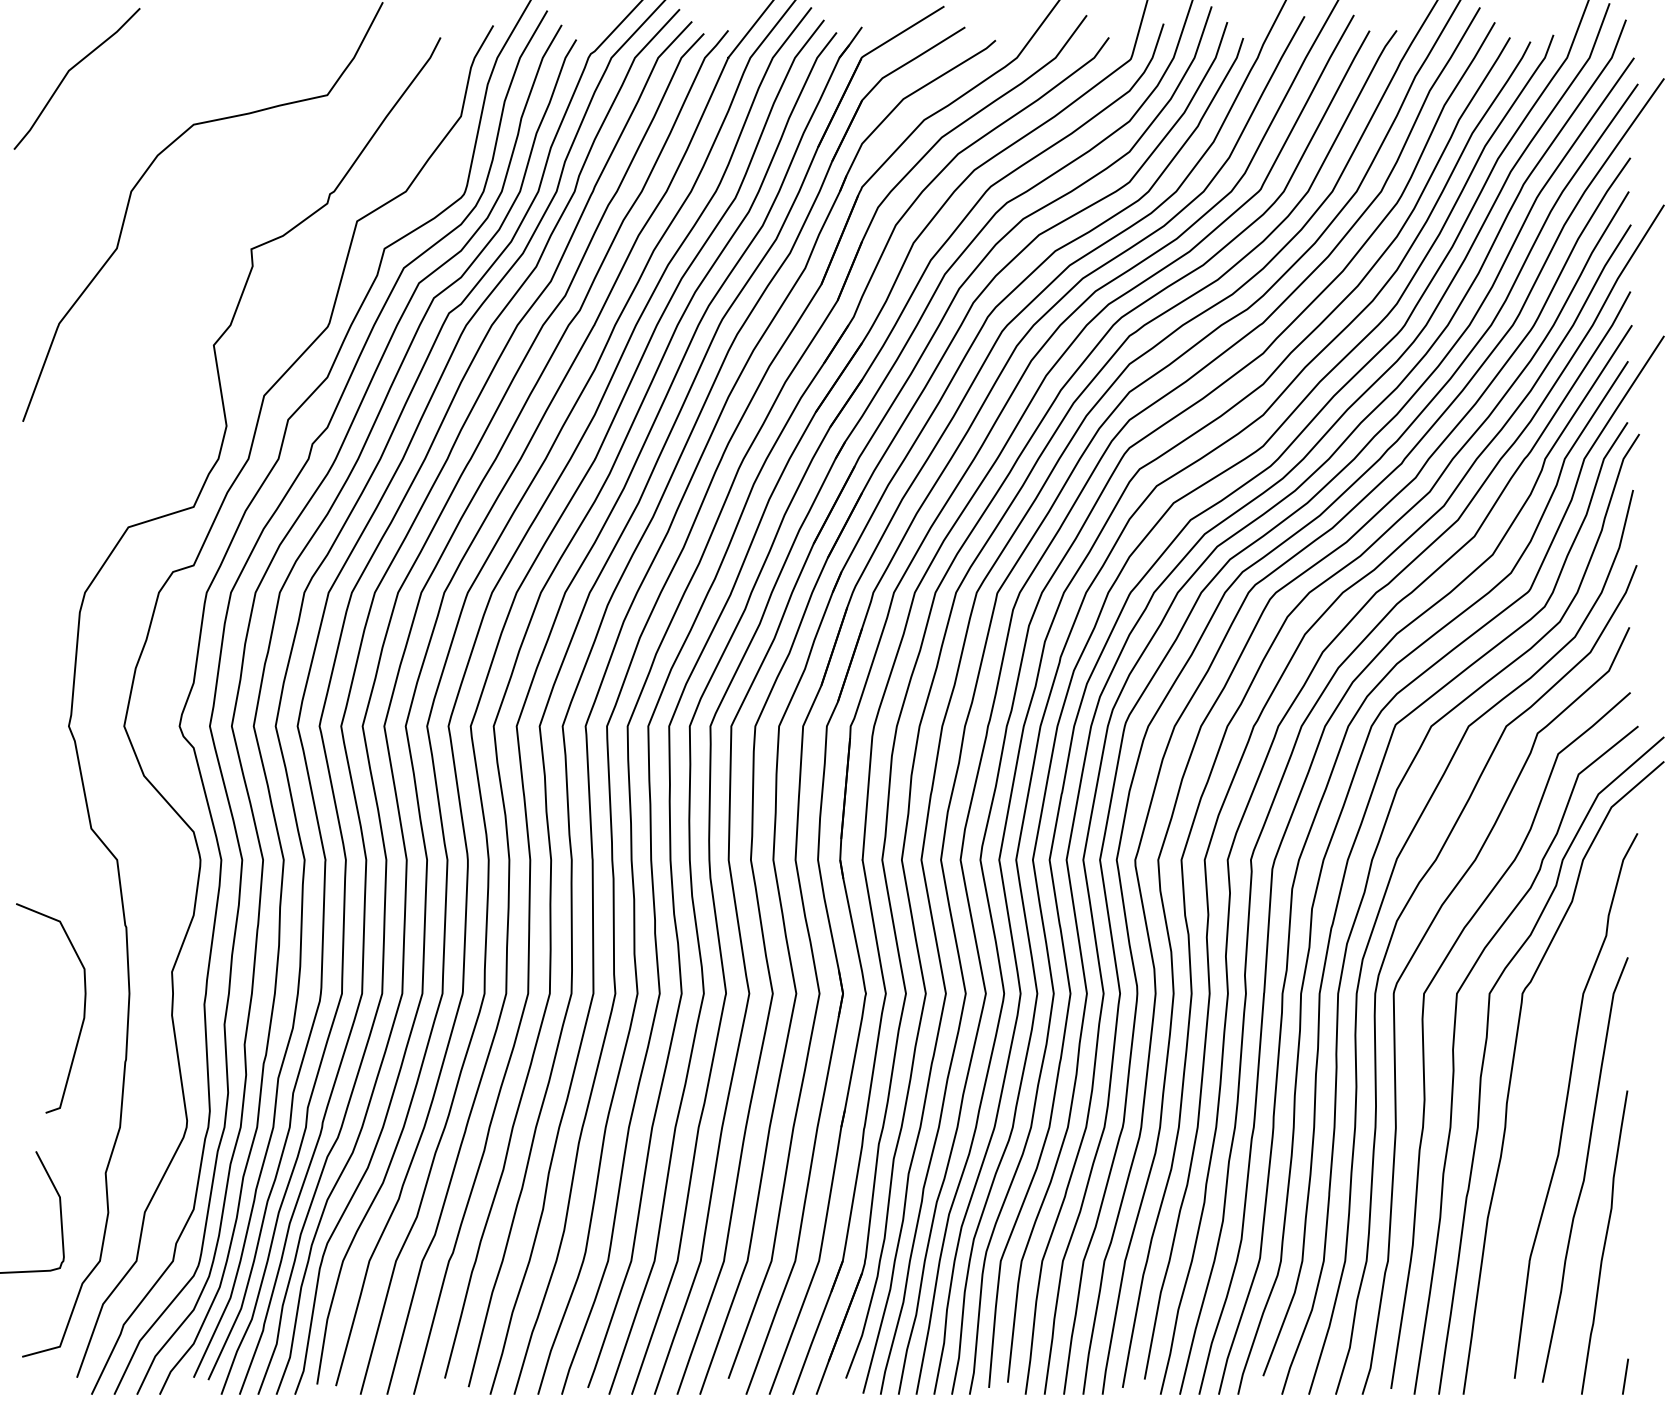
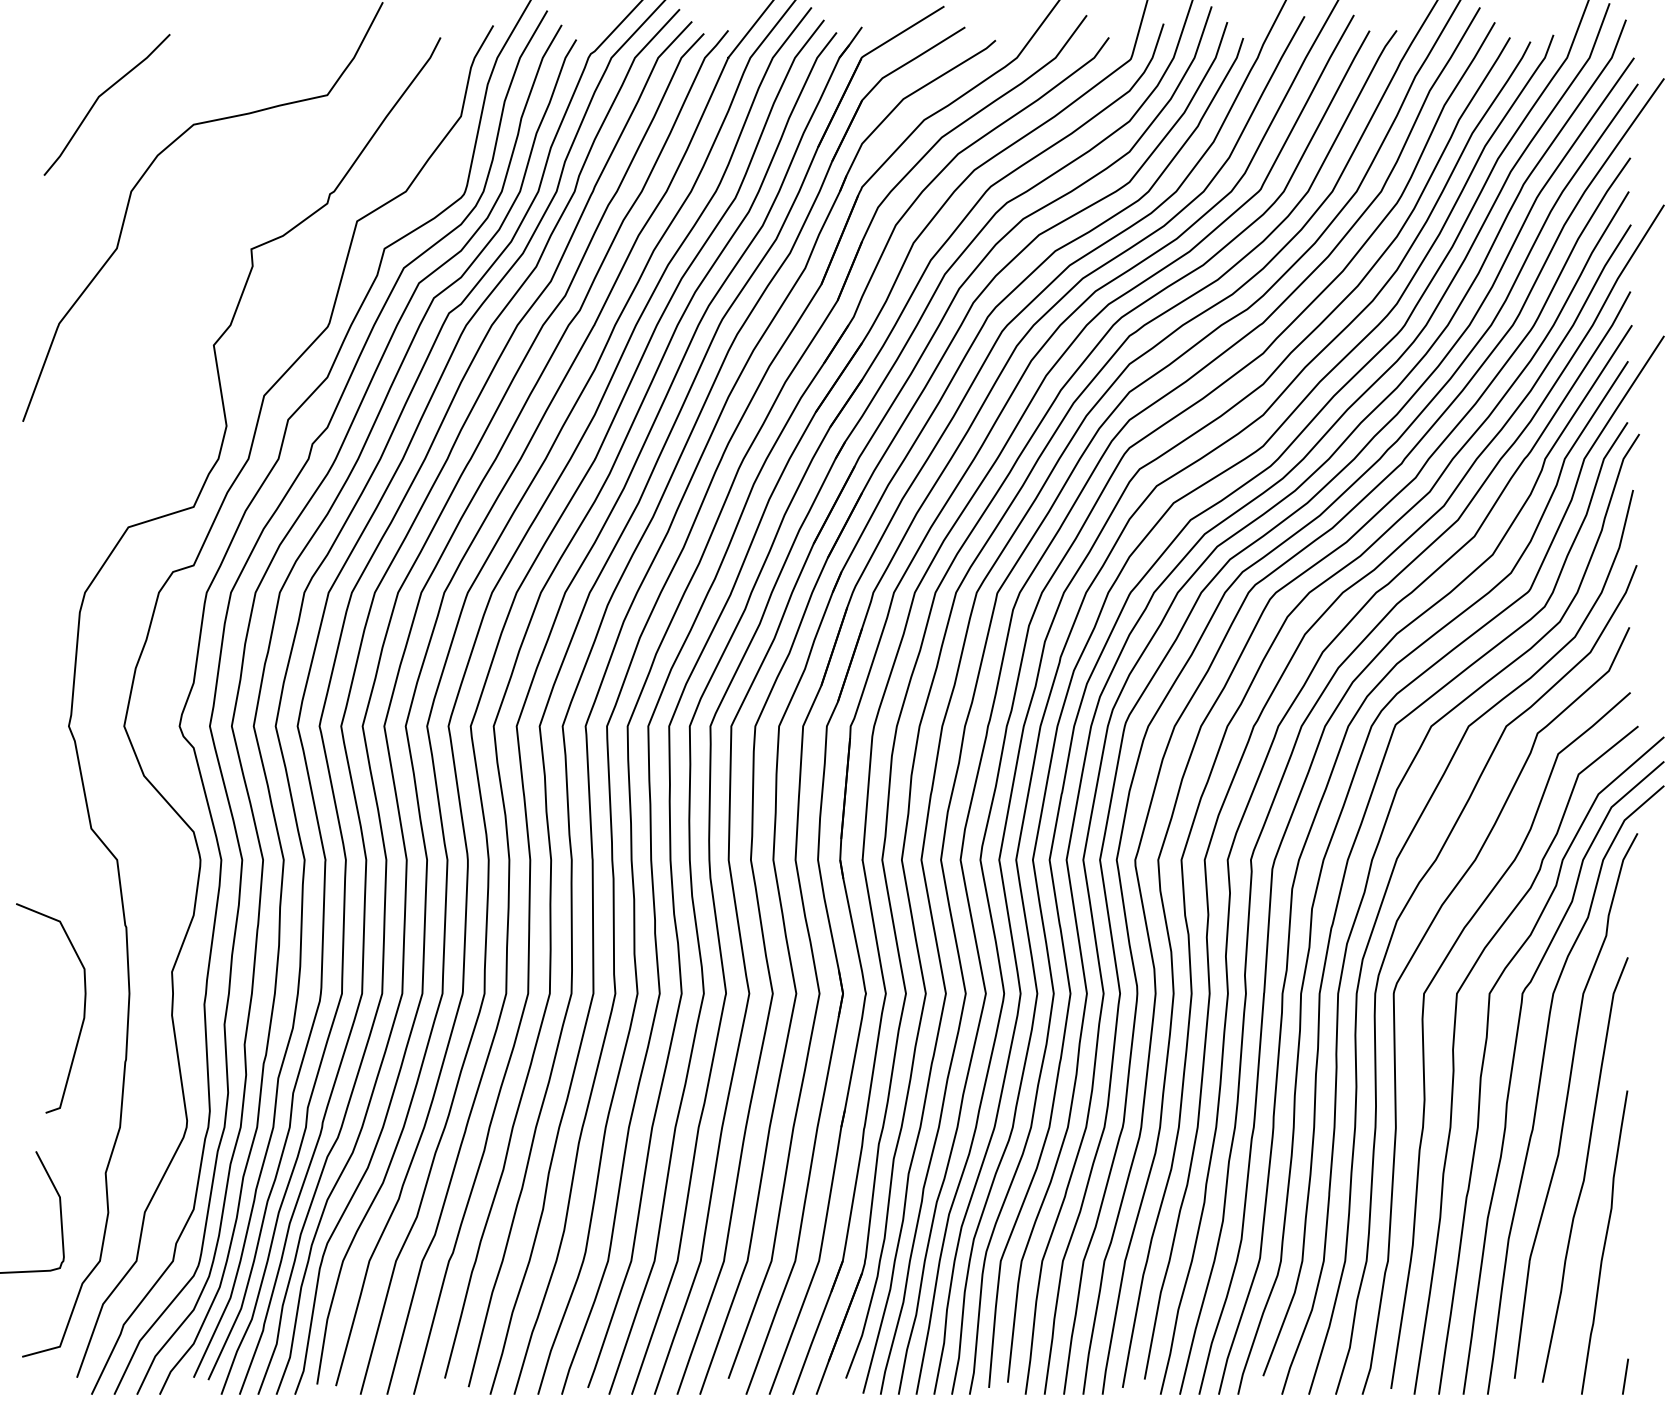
line position: (68, 73) -> (98, 99) (98, 99)
curve: none -> present (1540, 1085)
